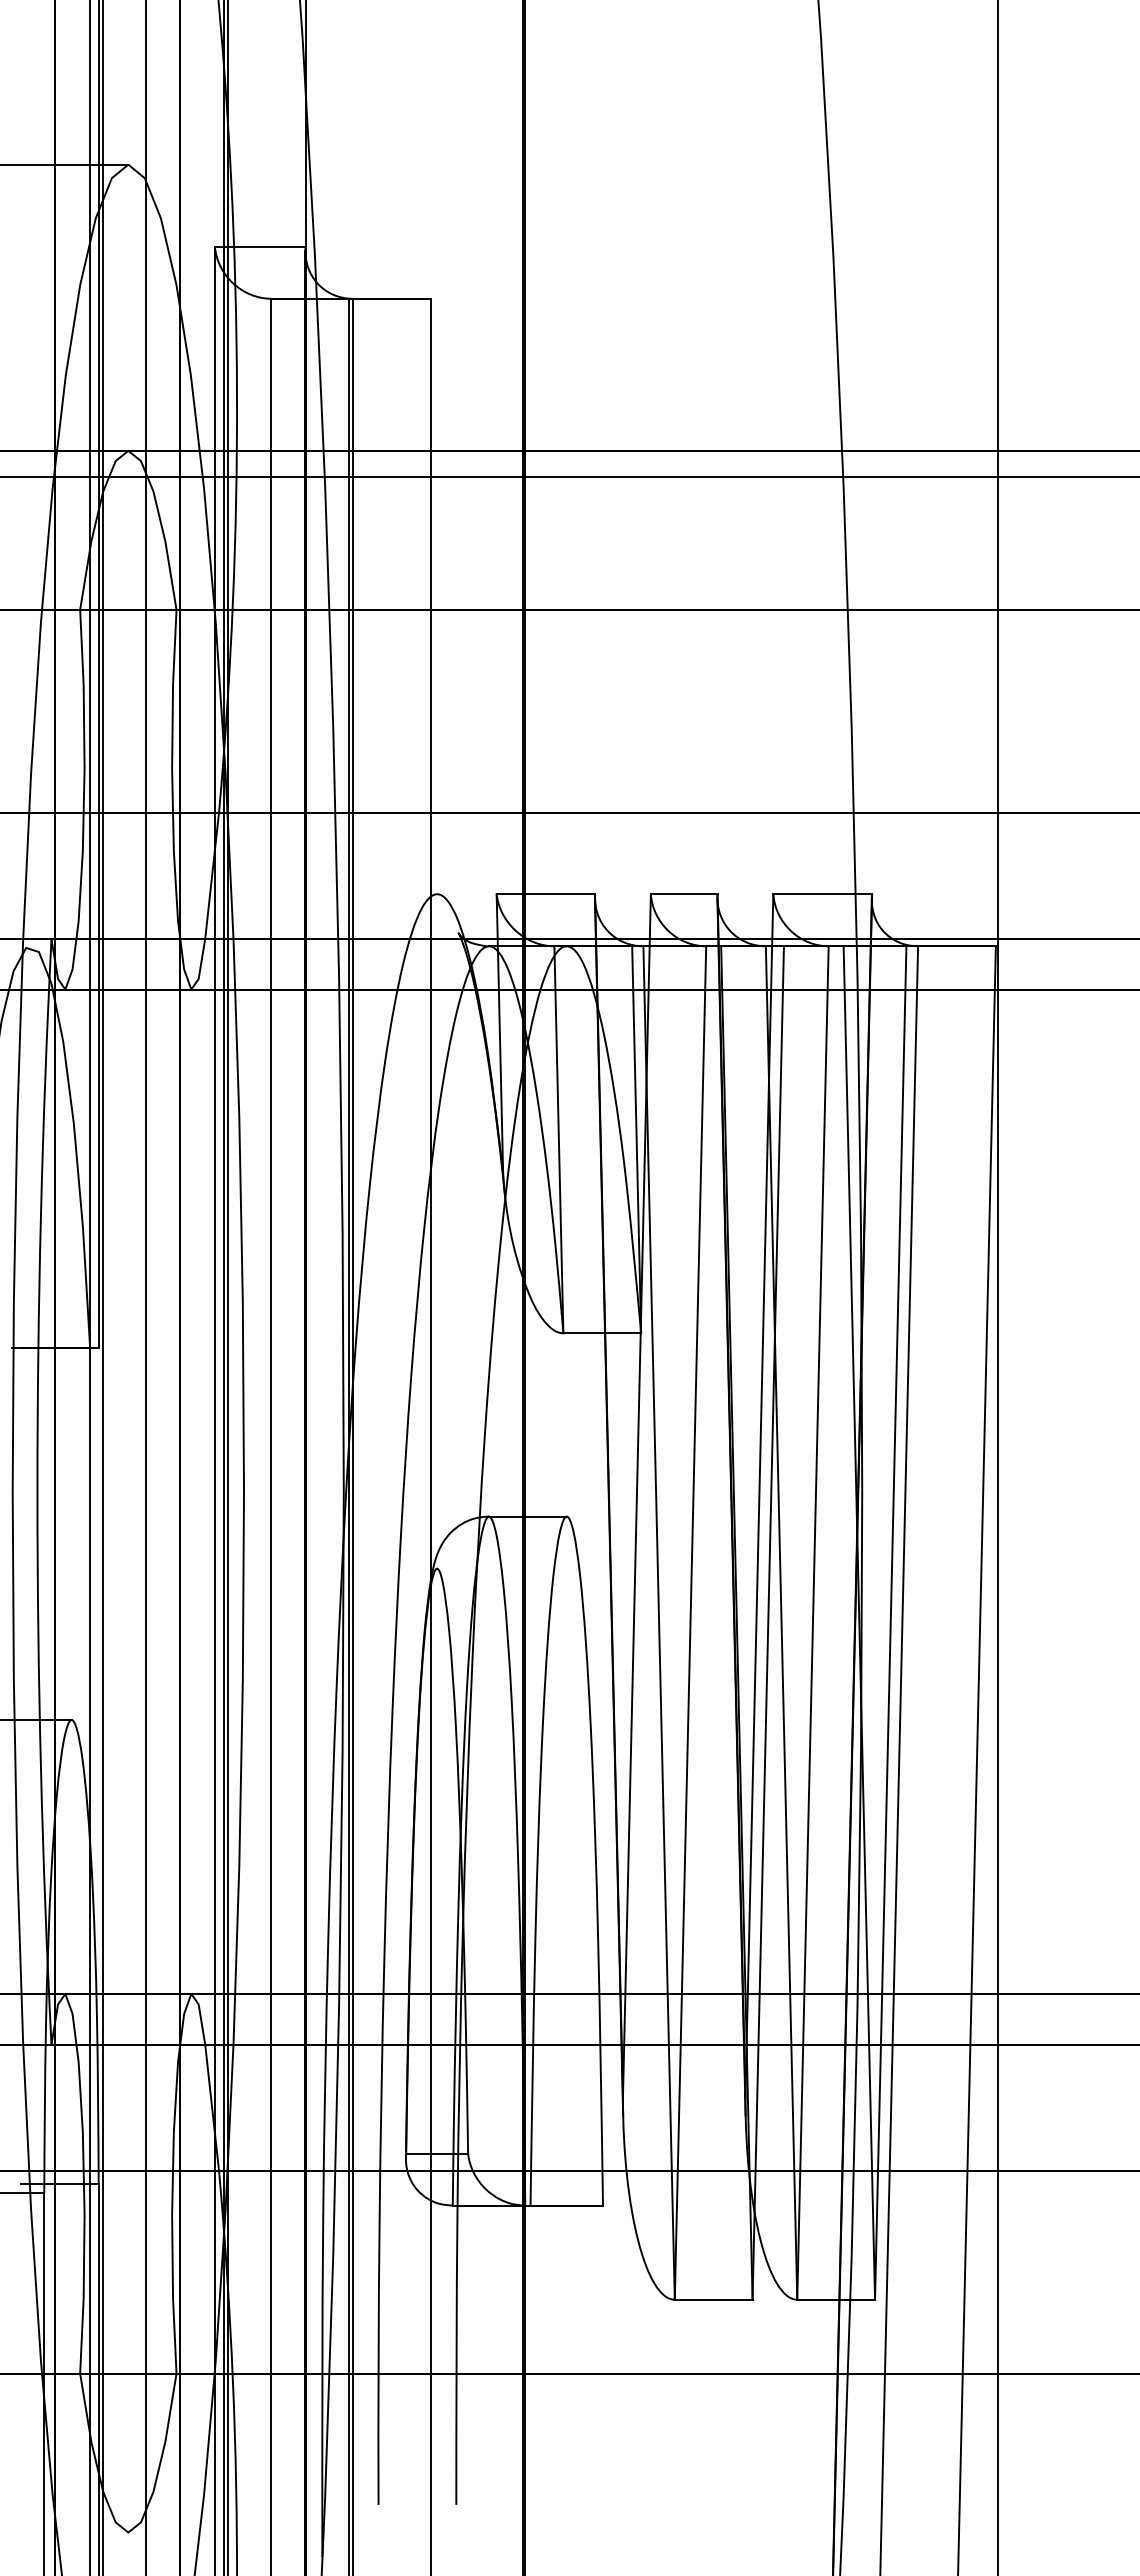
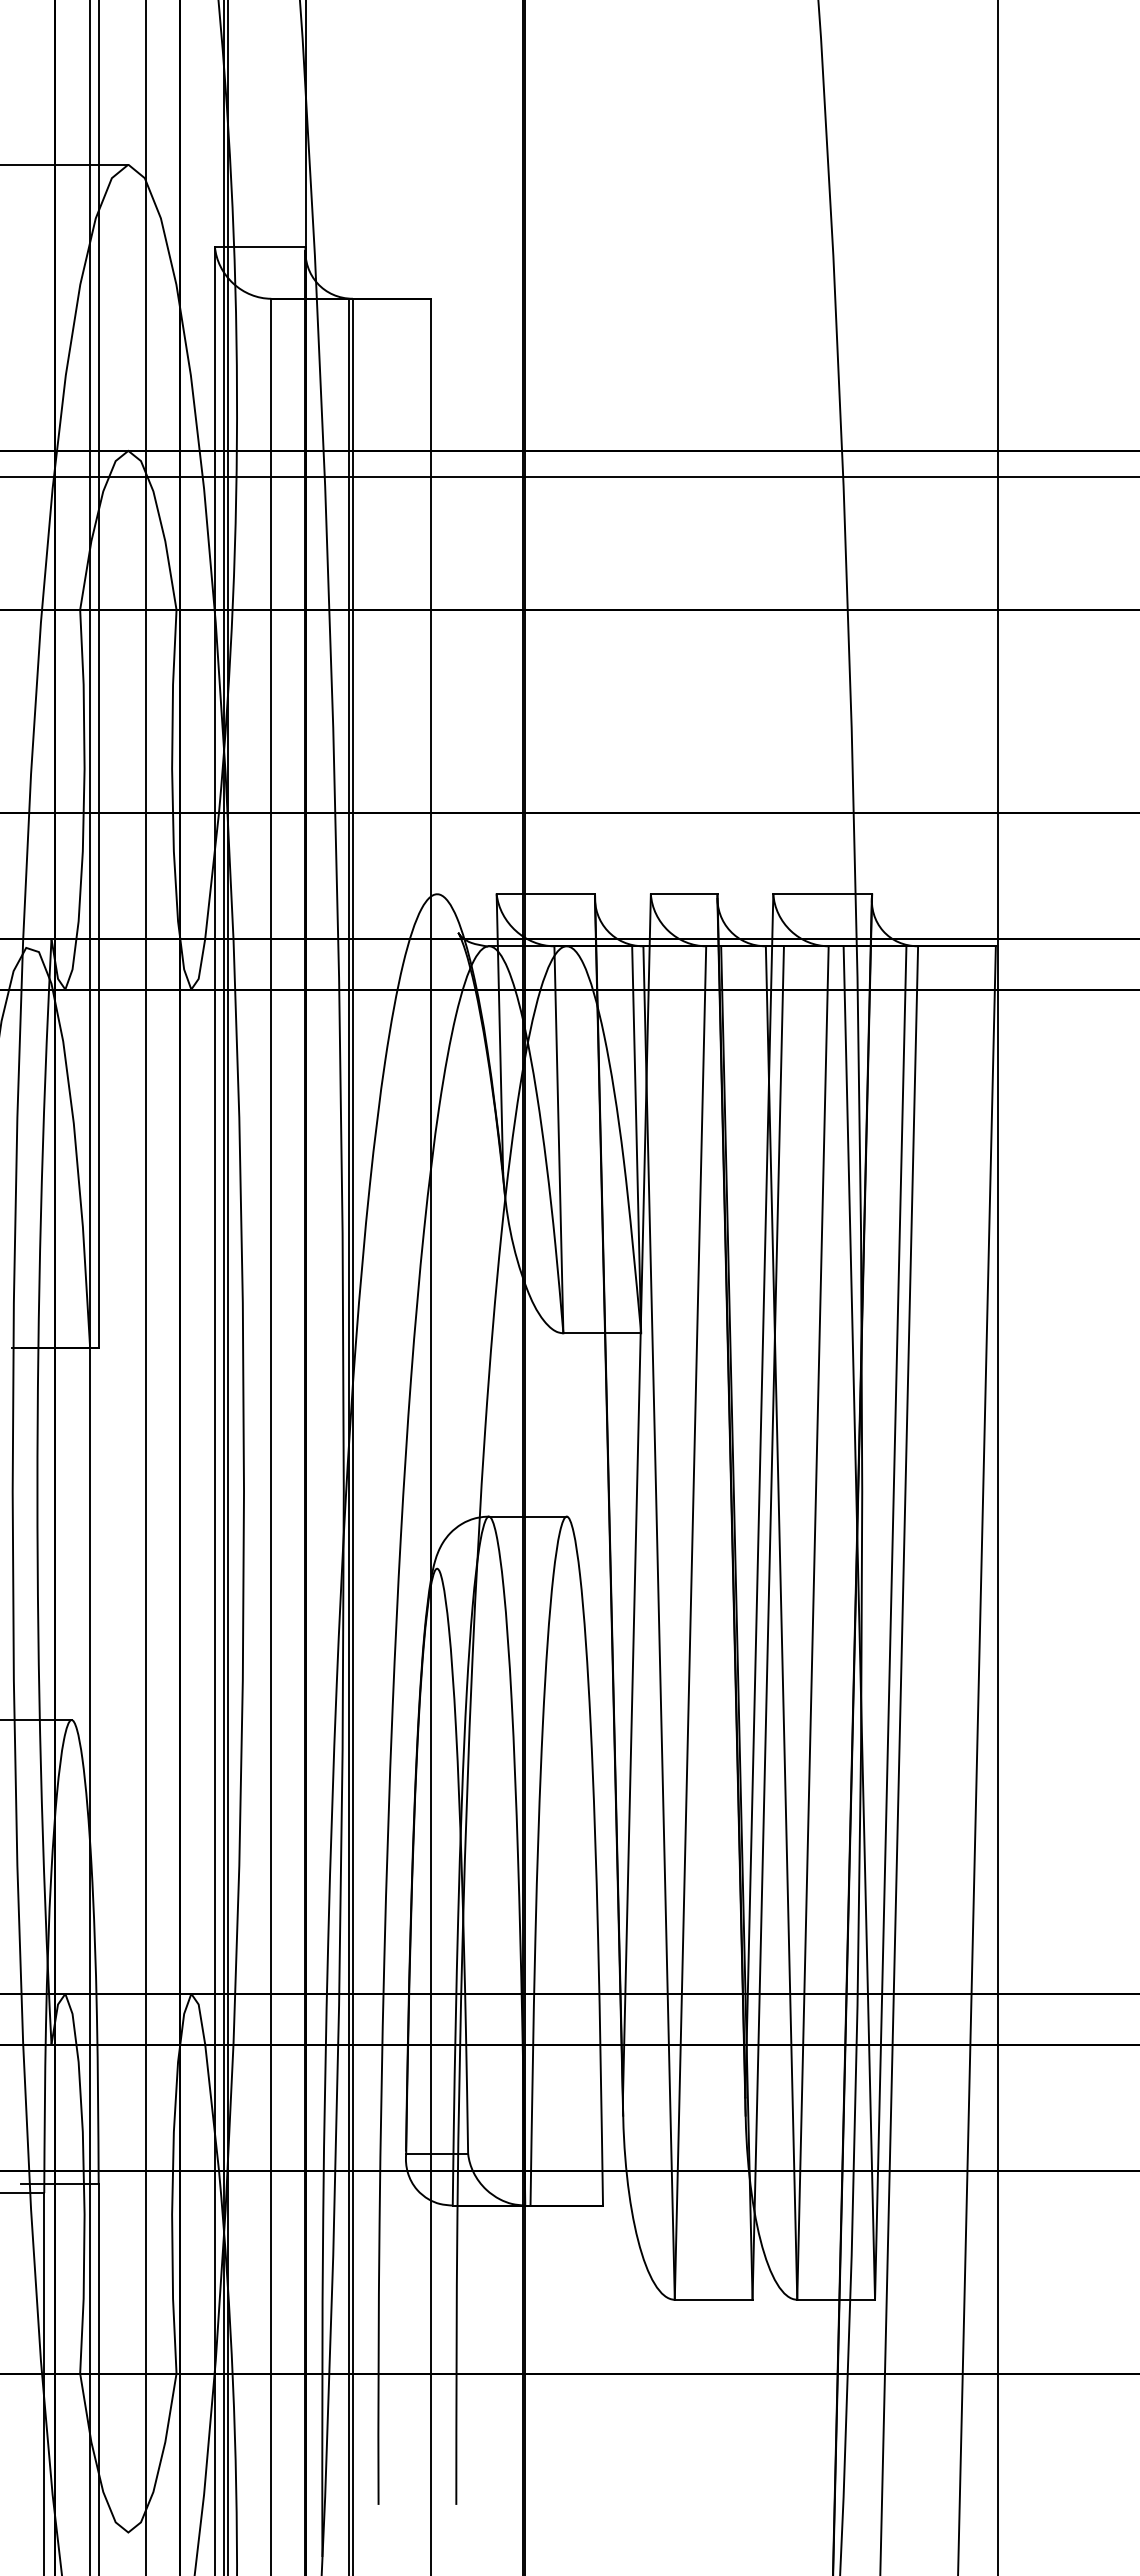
line: present -> none (102, 1287)
